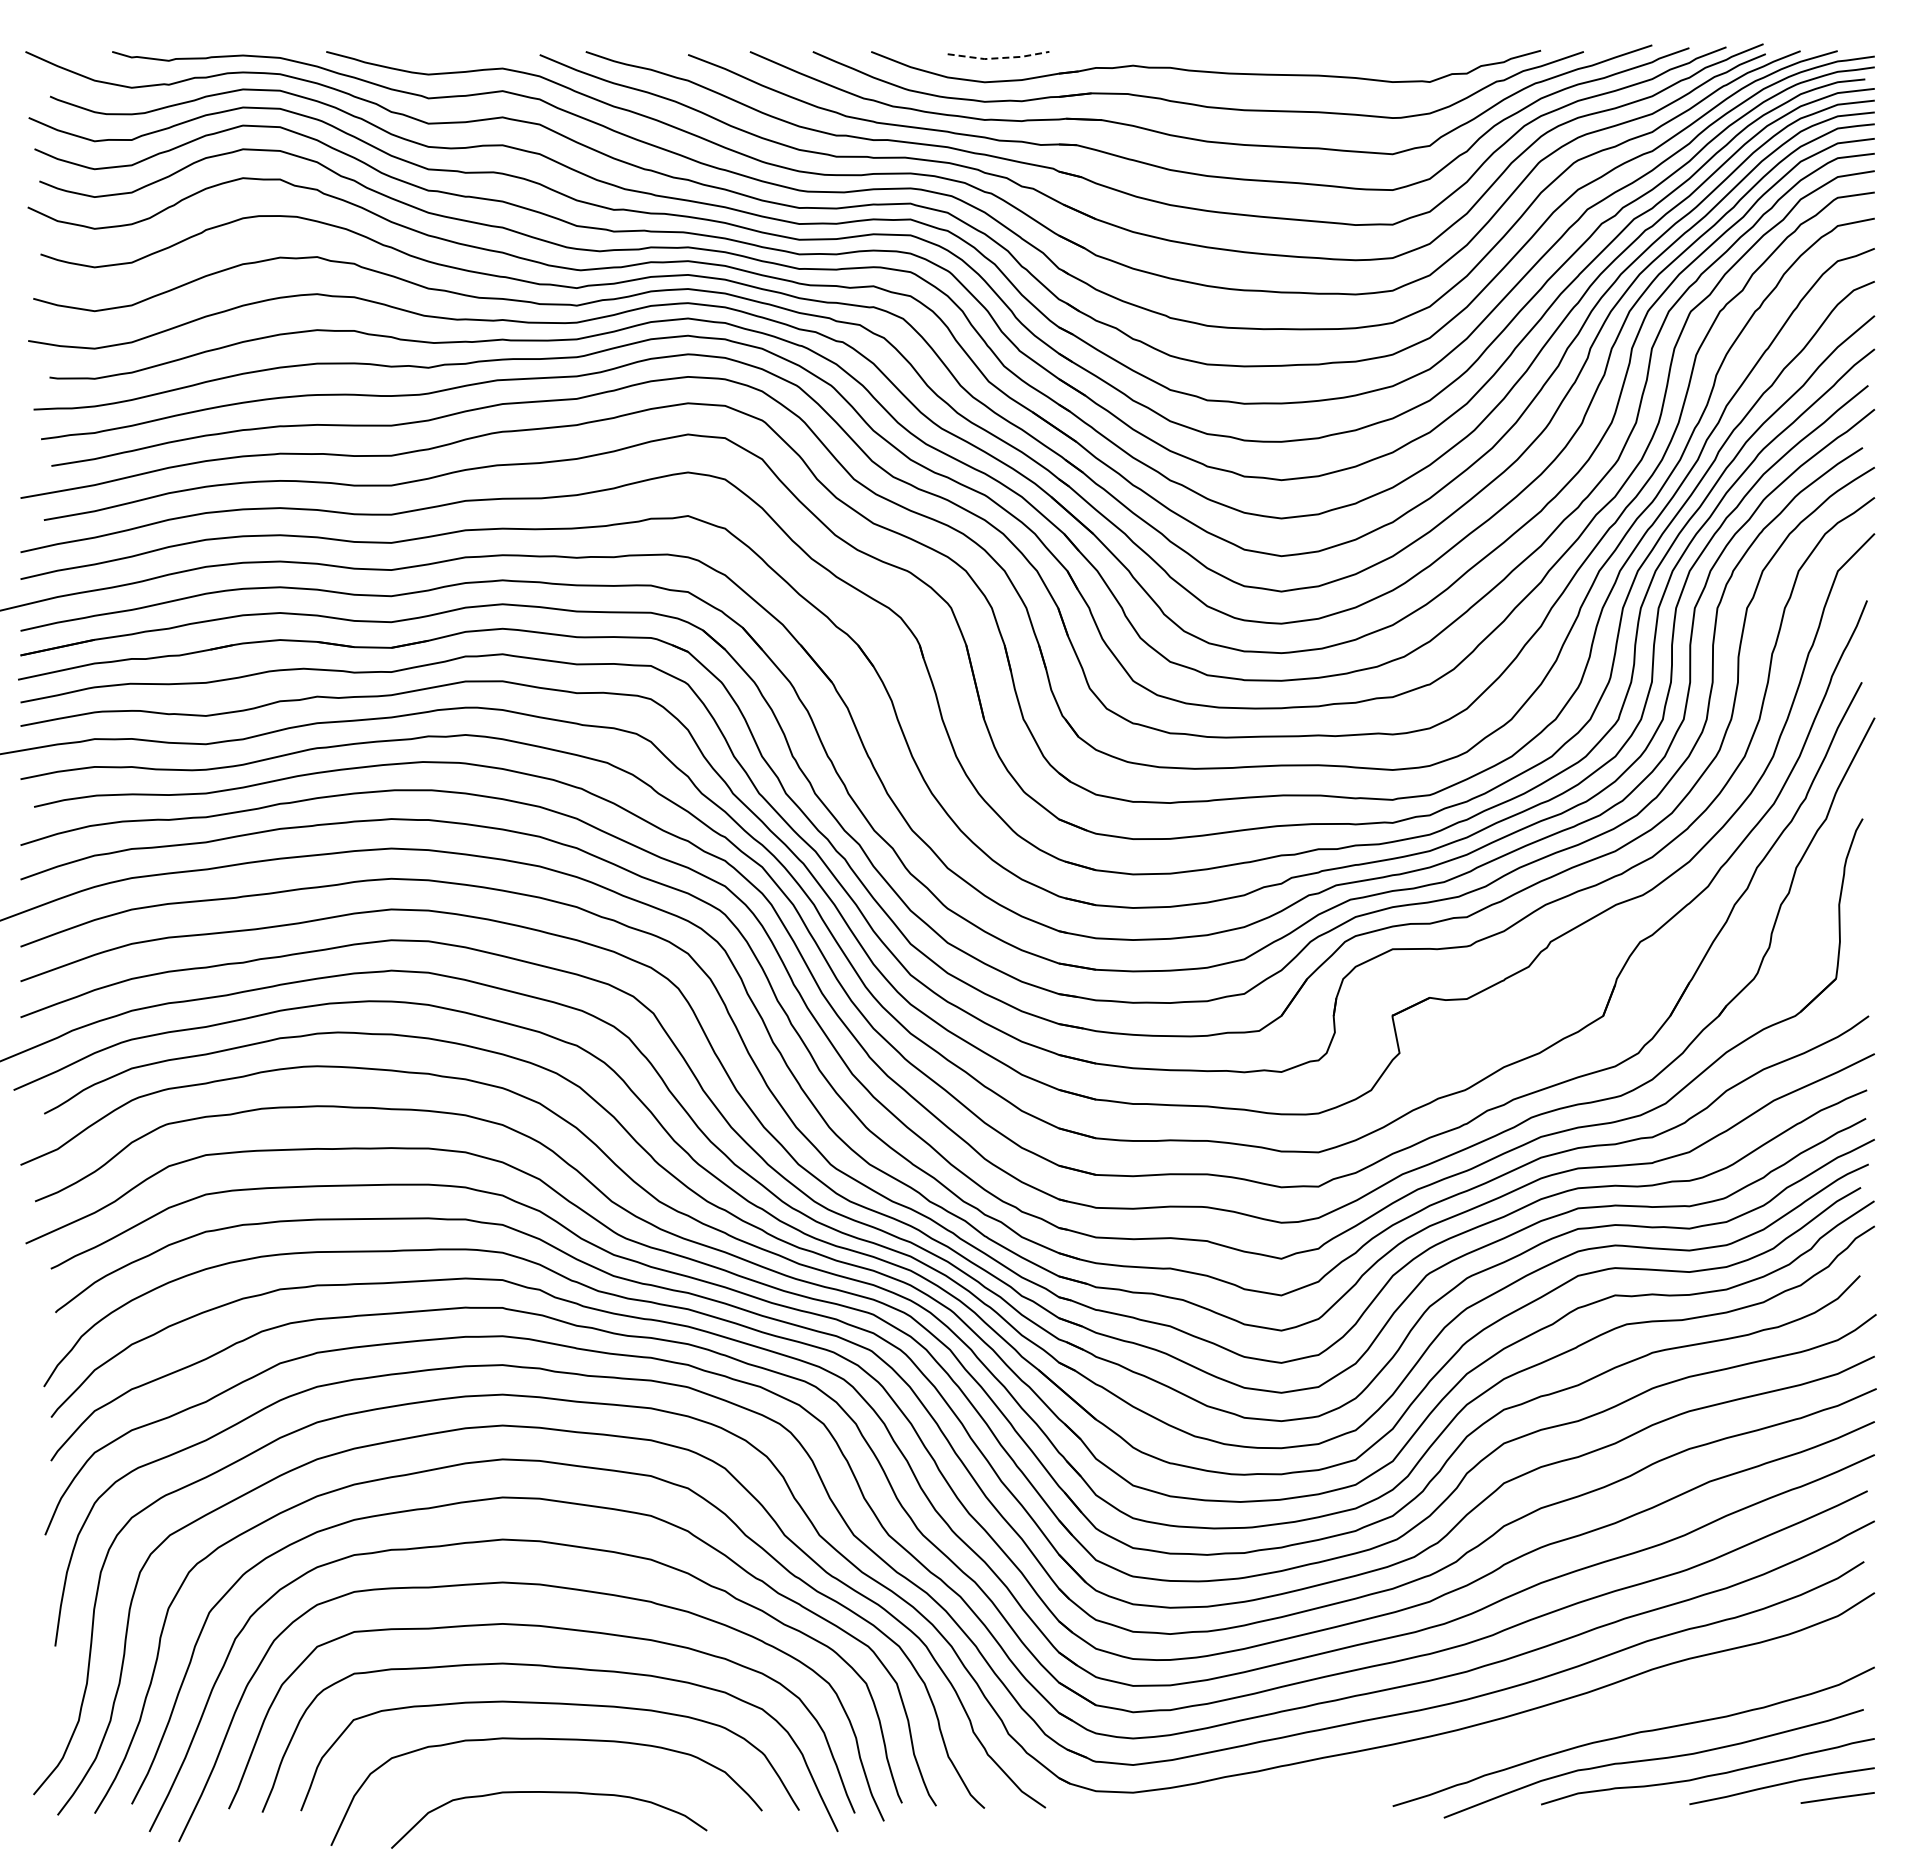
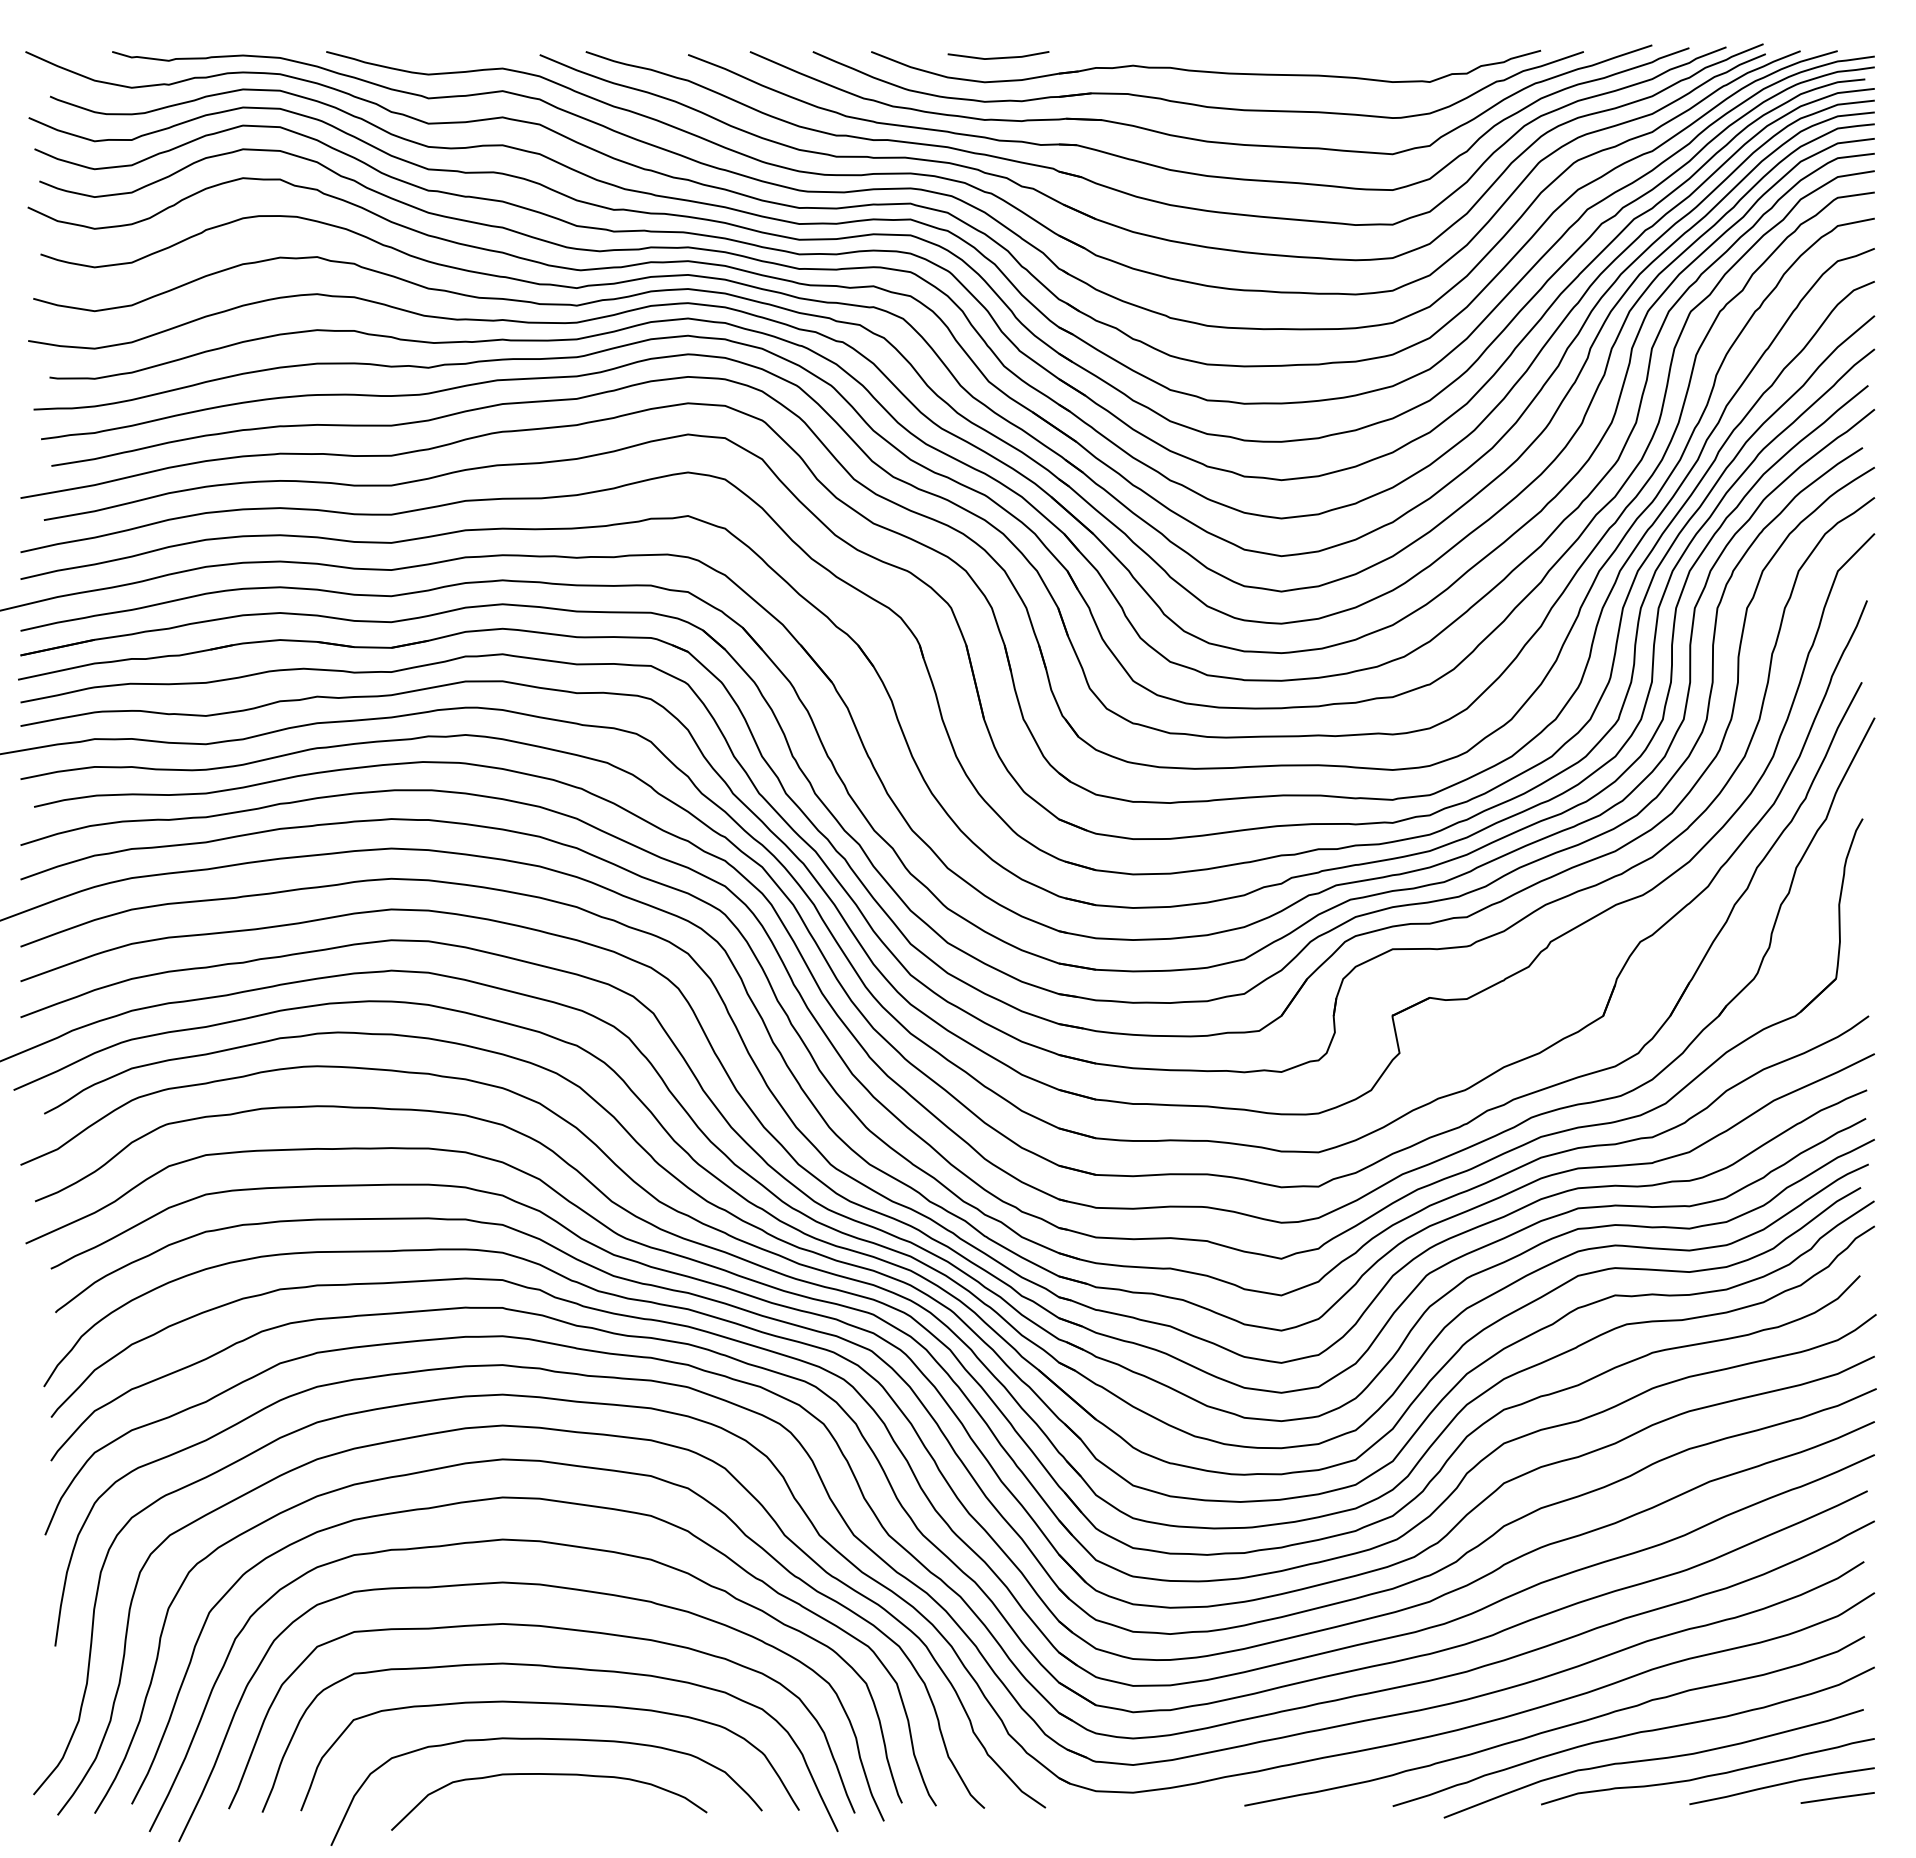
line: dashed -> solid (998, 58)
curve: none -> present (1556, 1727)
curve position: (550, 1793) -> (550, 1775) (550, 1775)
